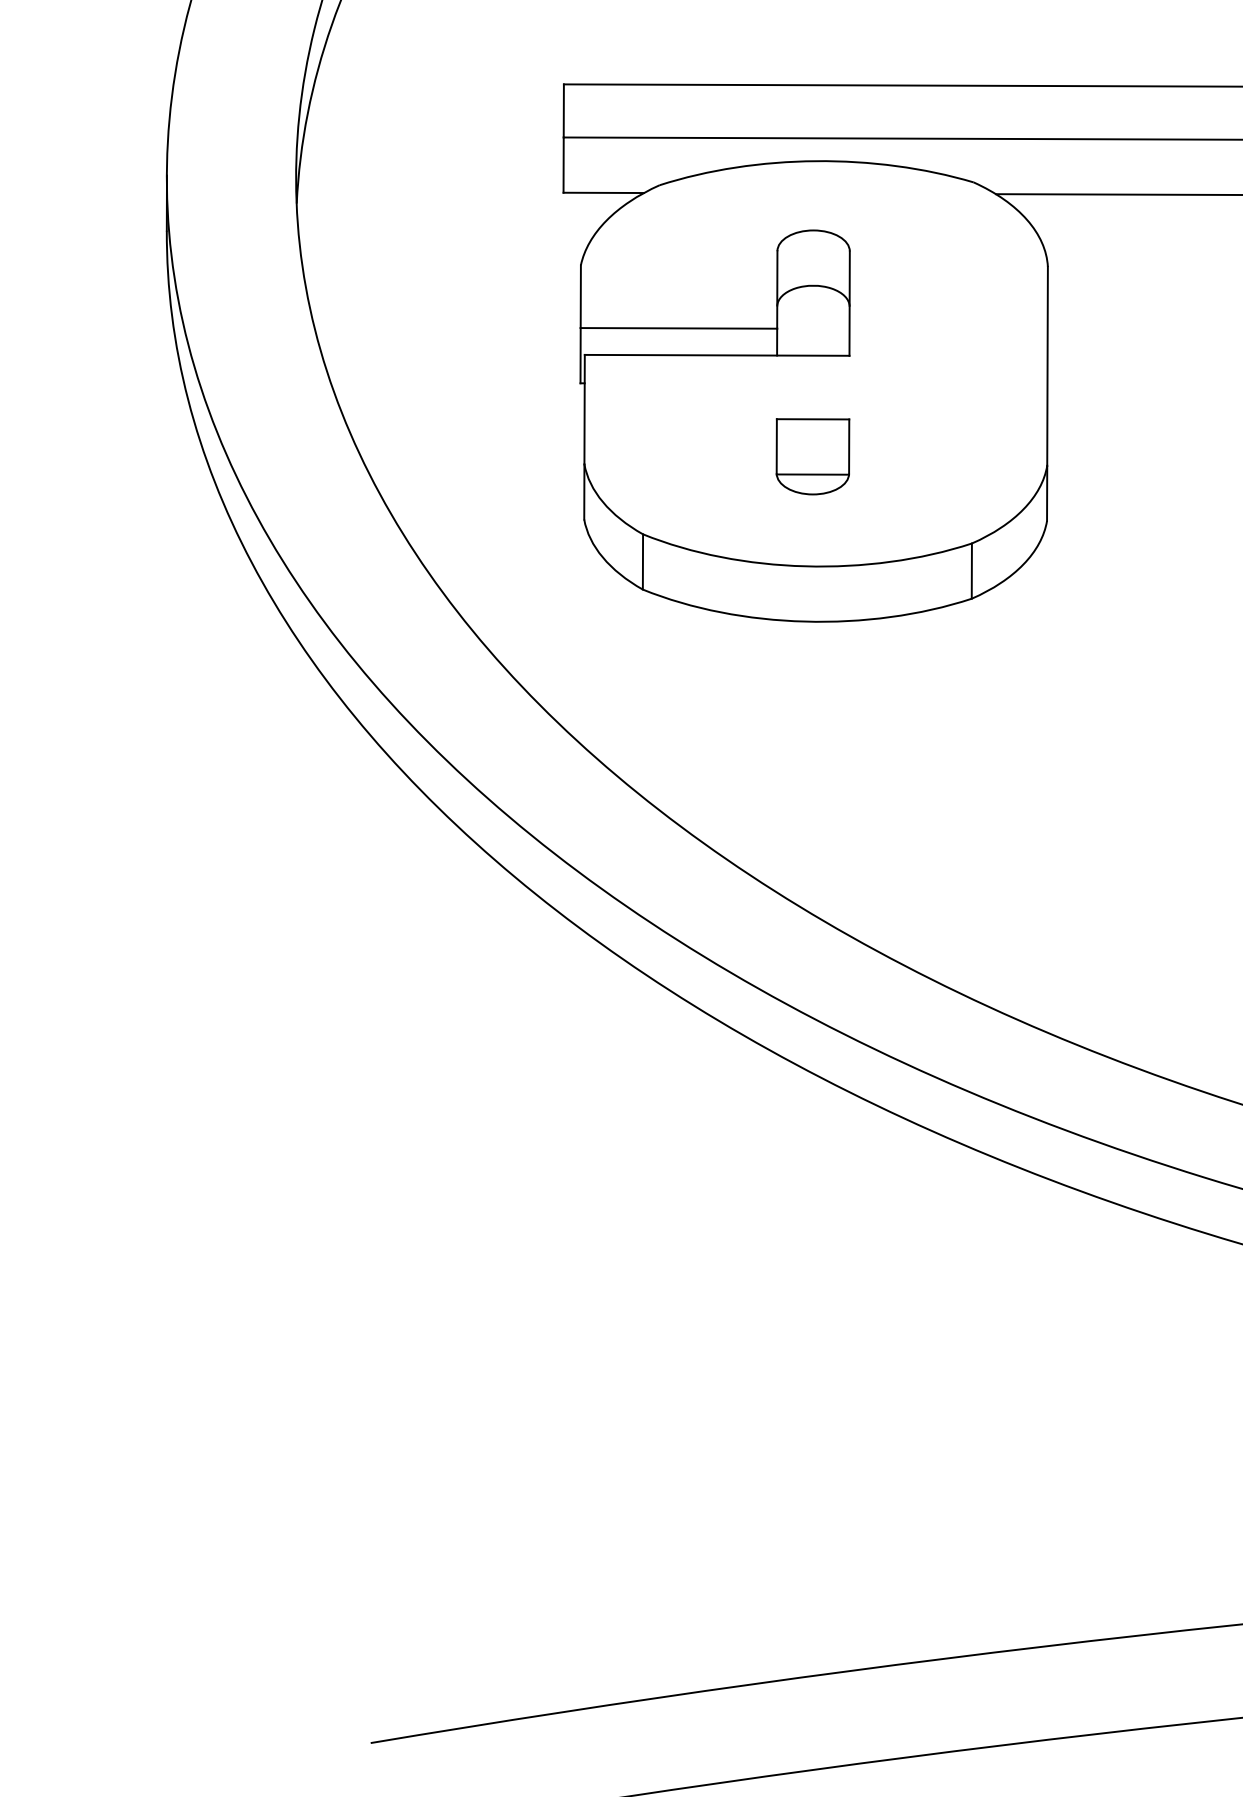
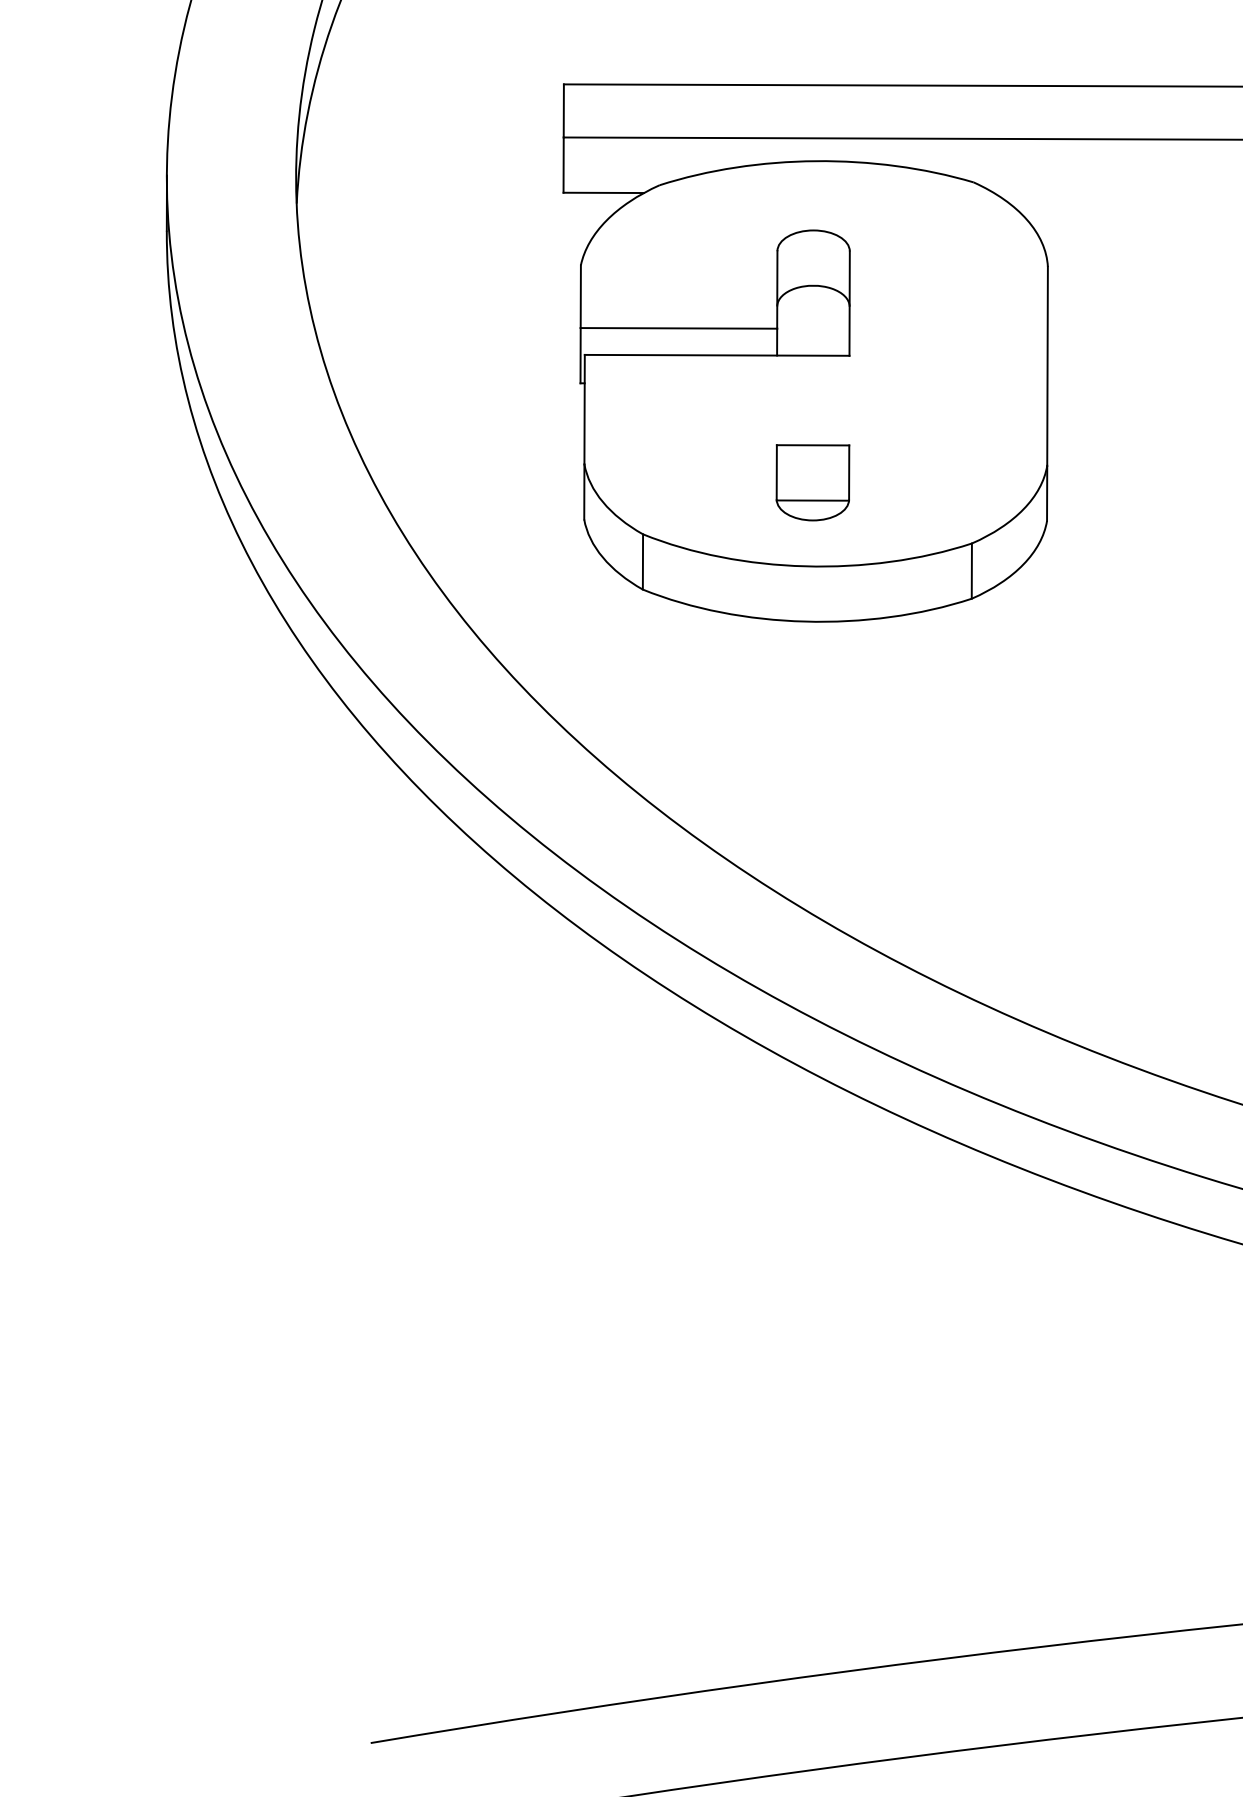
line: present -> none (1117, 194)
part position: (812, 456) -> (812, 482) (812, 482)
